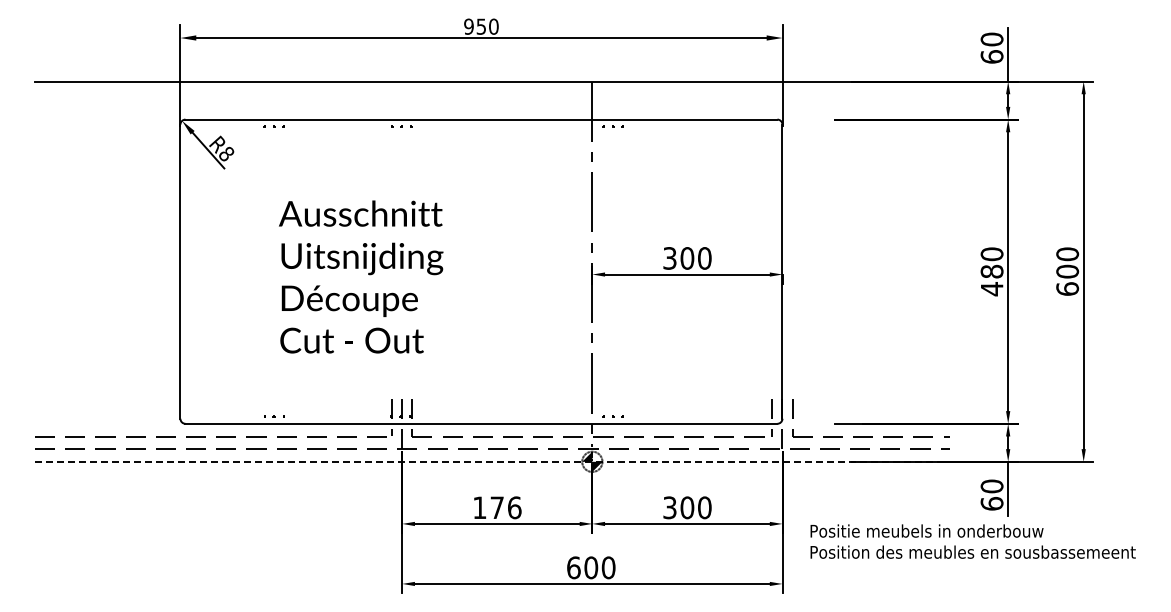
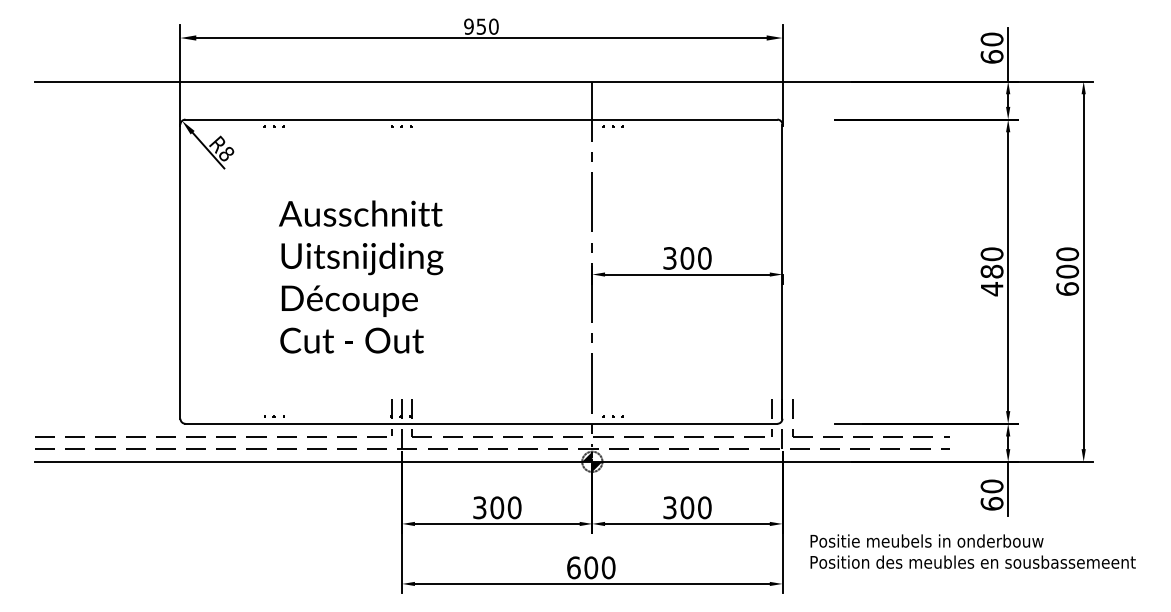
line: dashed -> solid (492, 461)
text: 176 -> 300 (497, 507)
text position: (972, 541) -> (972, 551) (972, 551)
